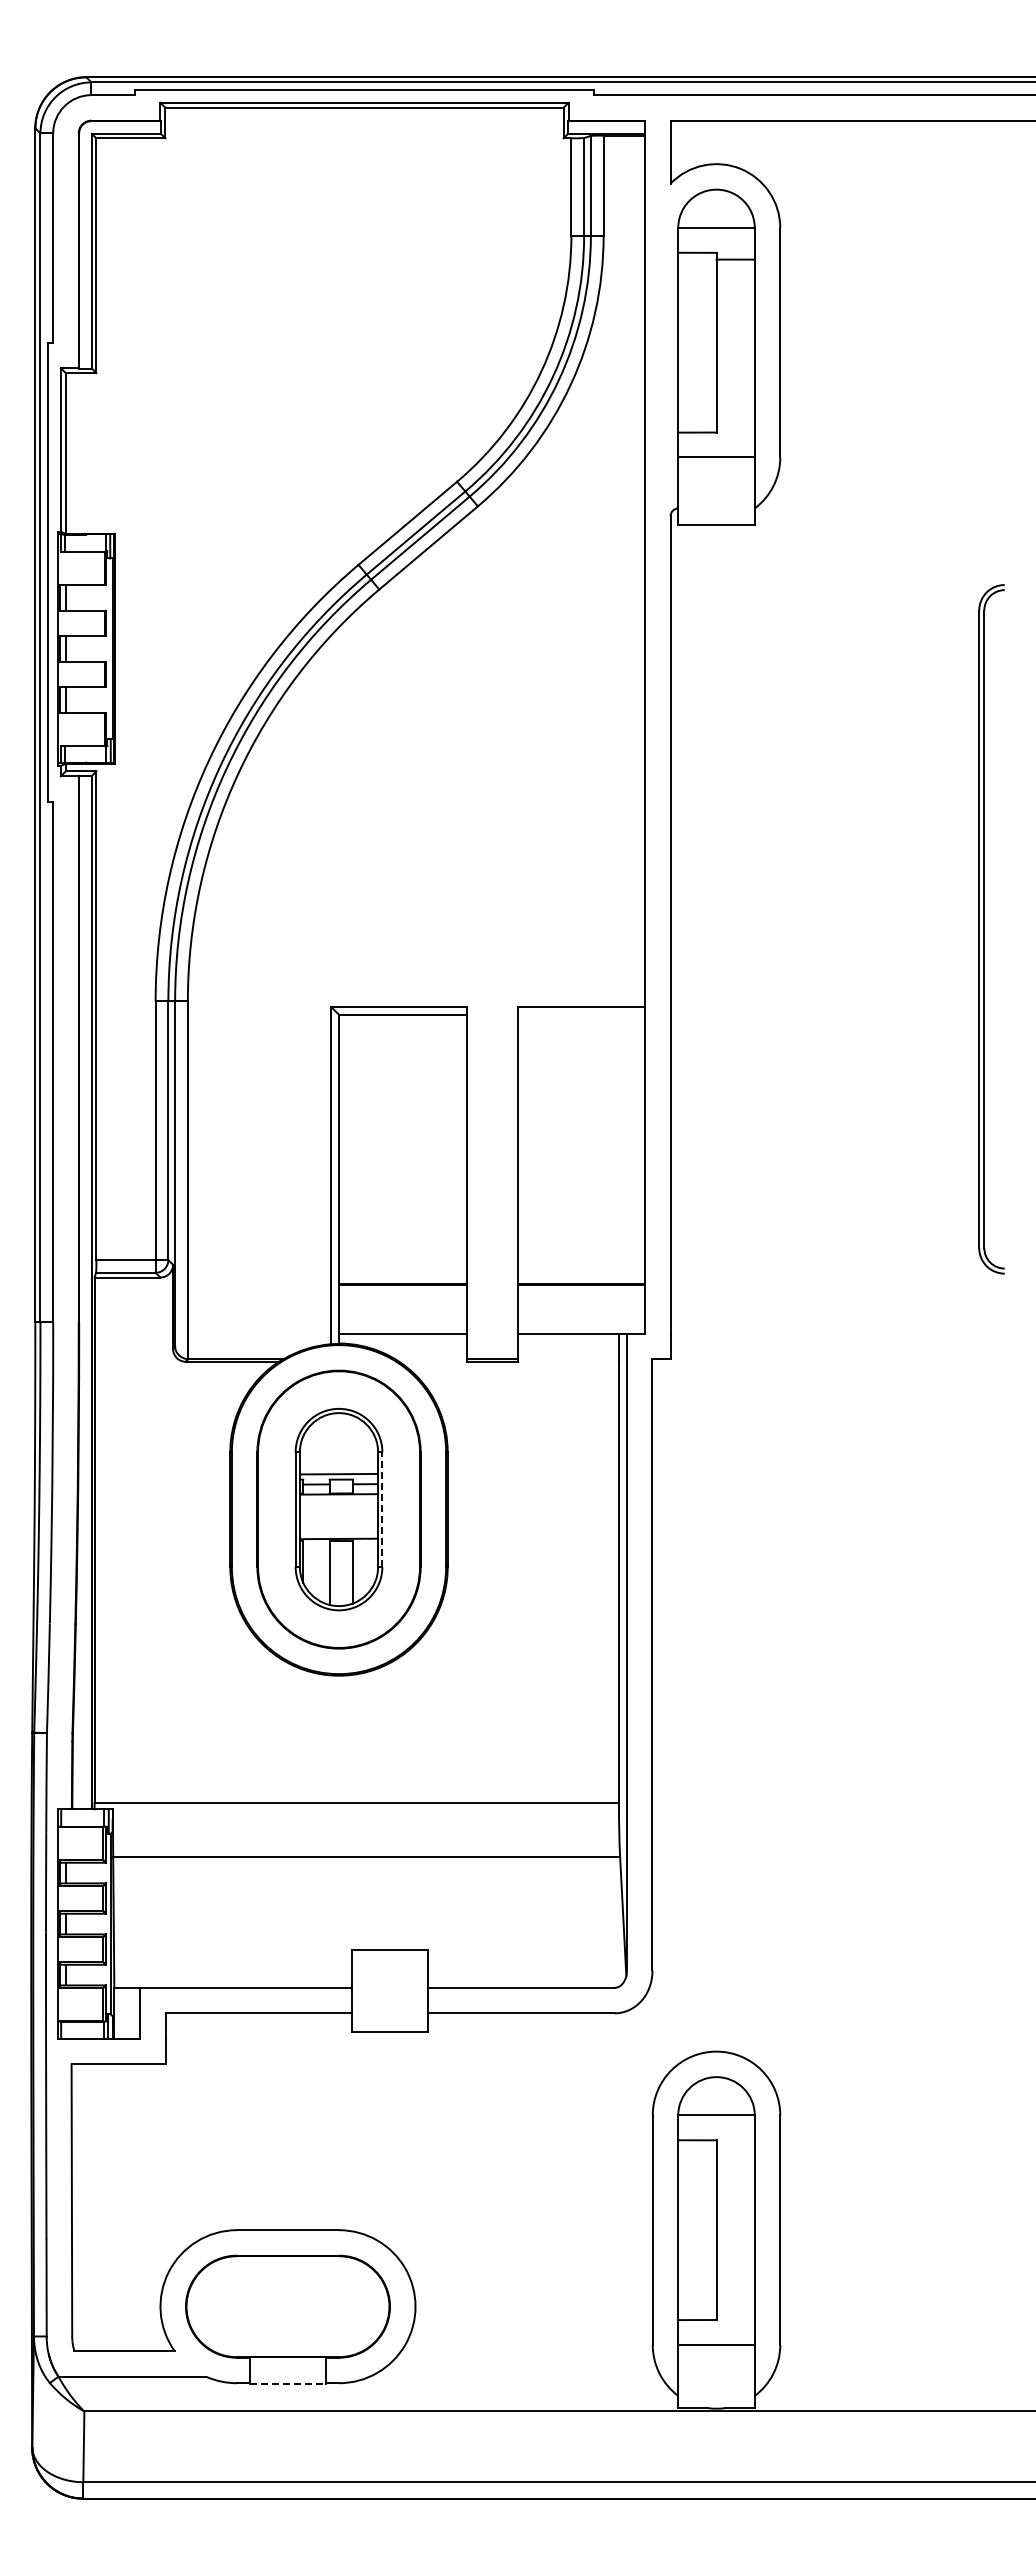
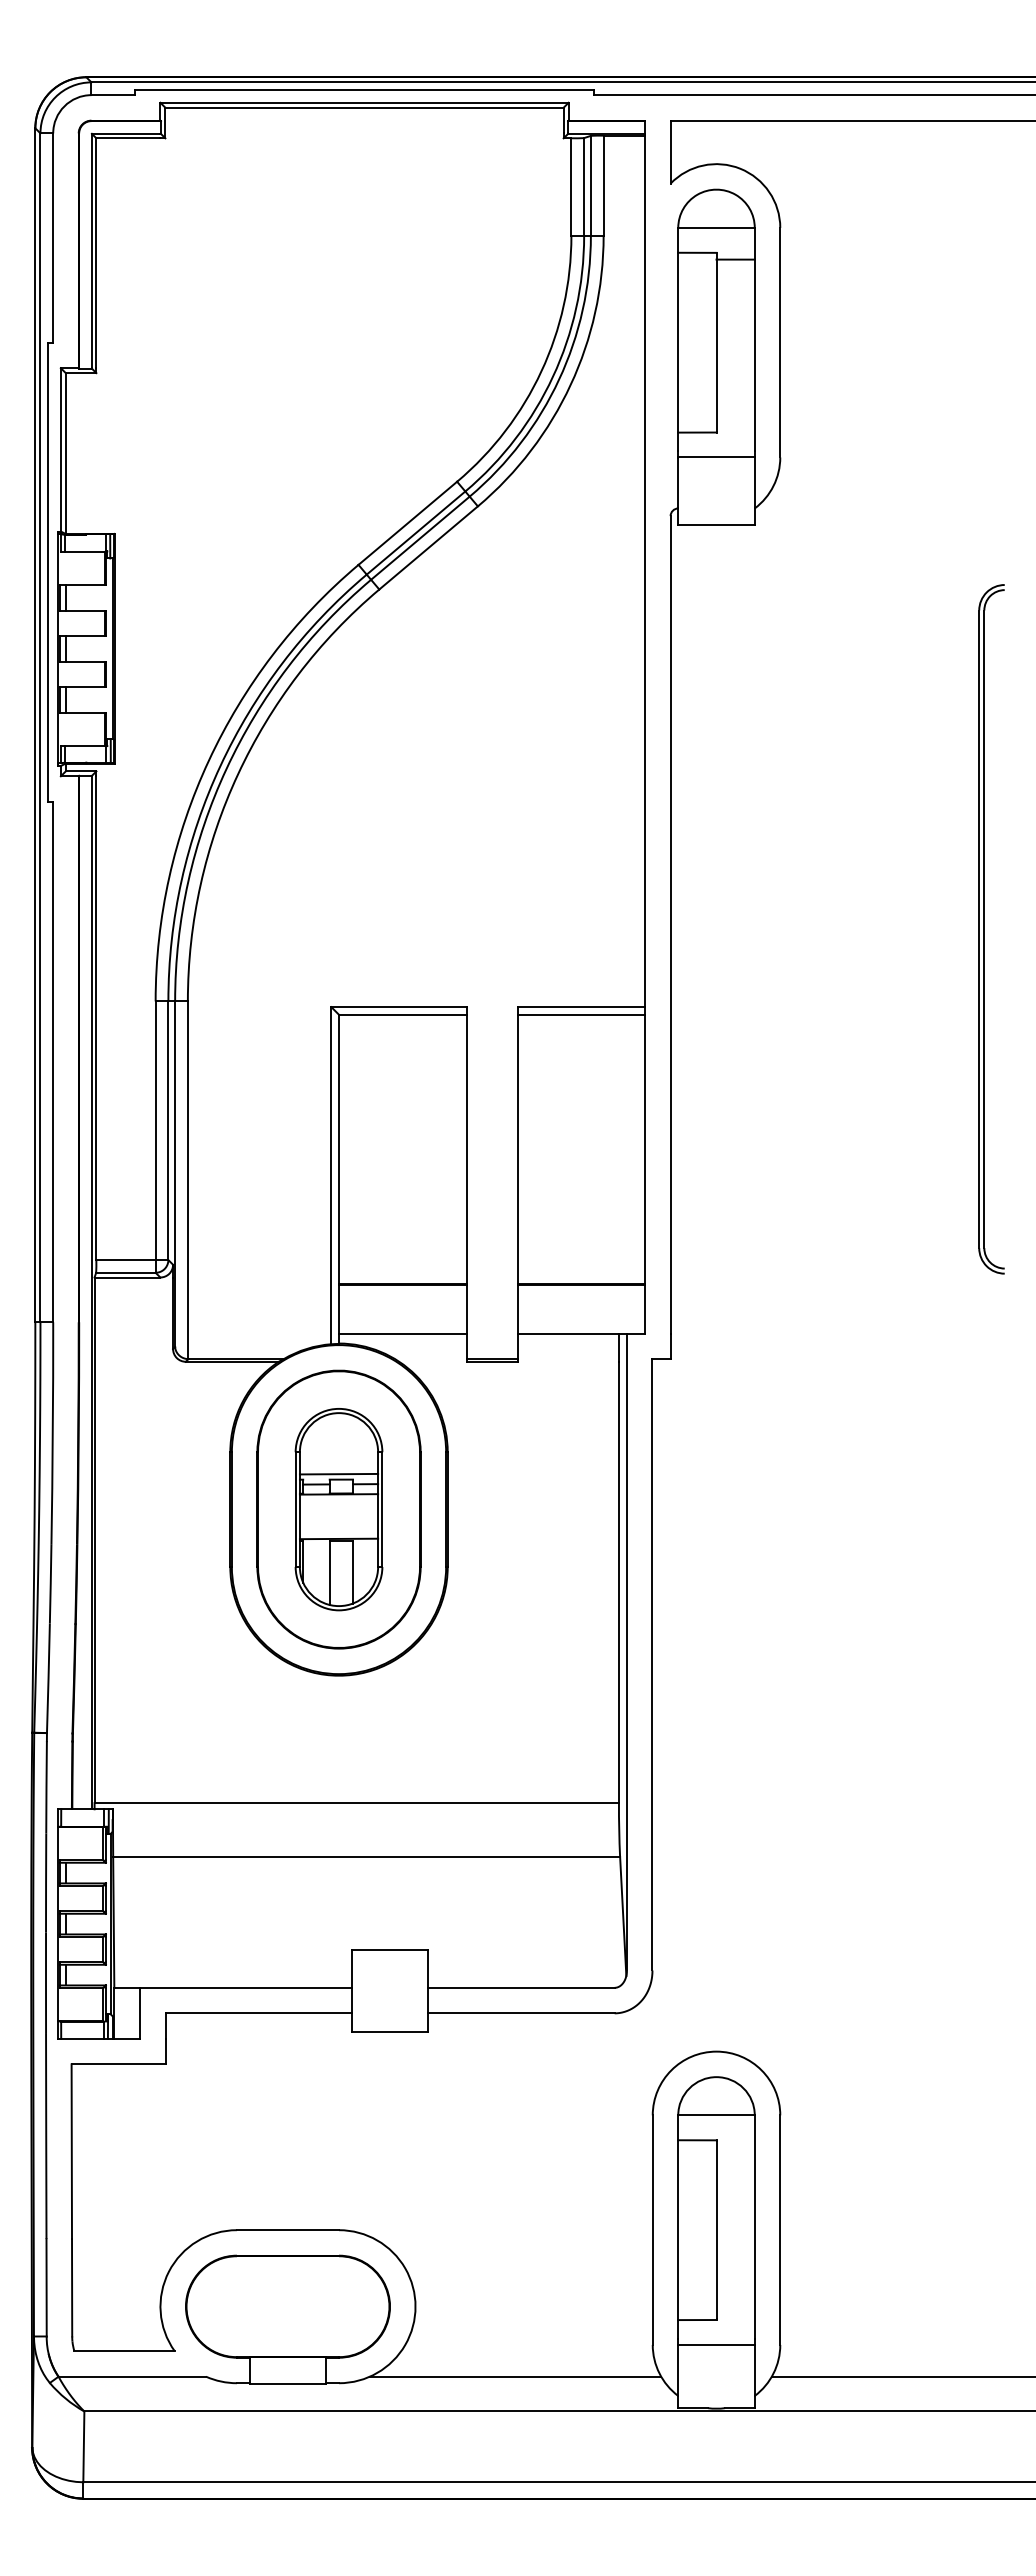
line: none -> present (581, 1014)
line: dashed -> solid (382, 1509)
line: none -> present (515, 2376)
line: none -> present (901, 2376)
line: dashed -> solid (288, 2384)
